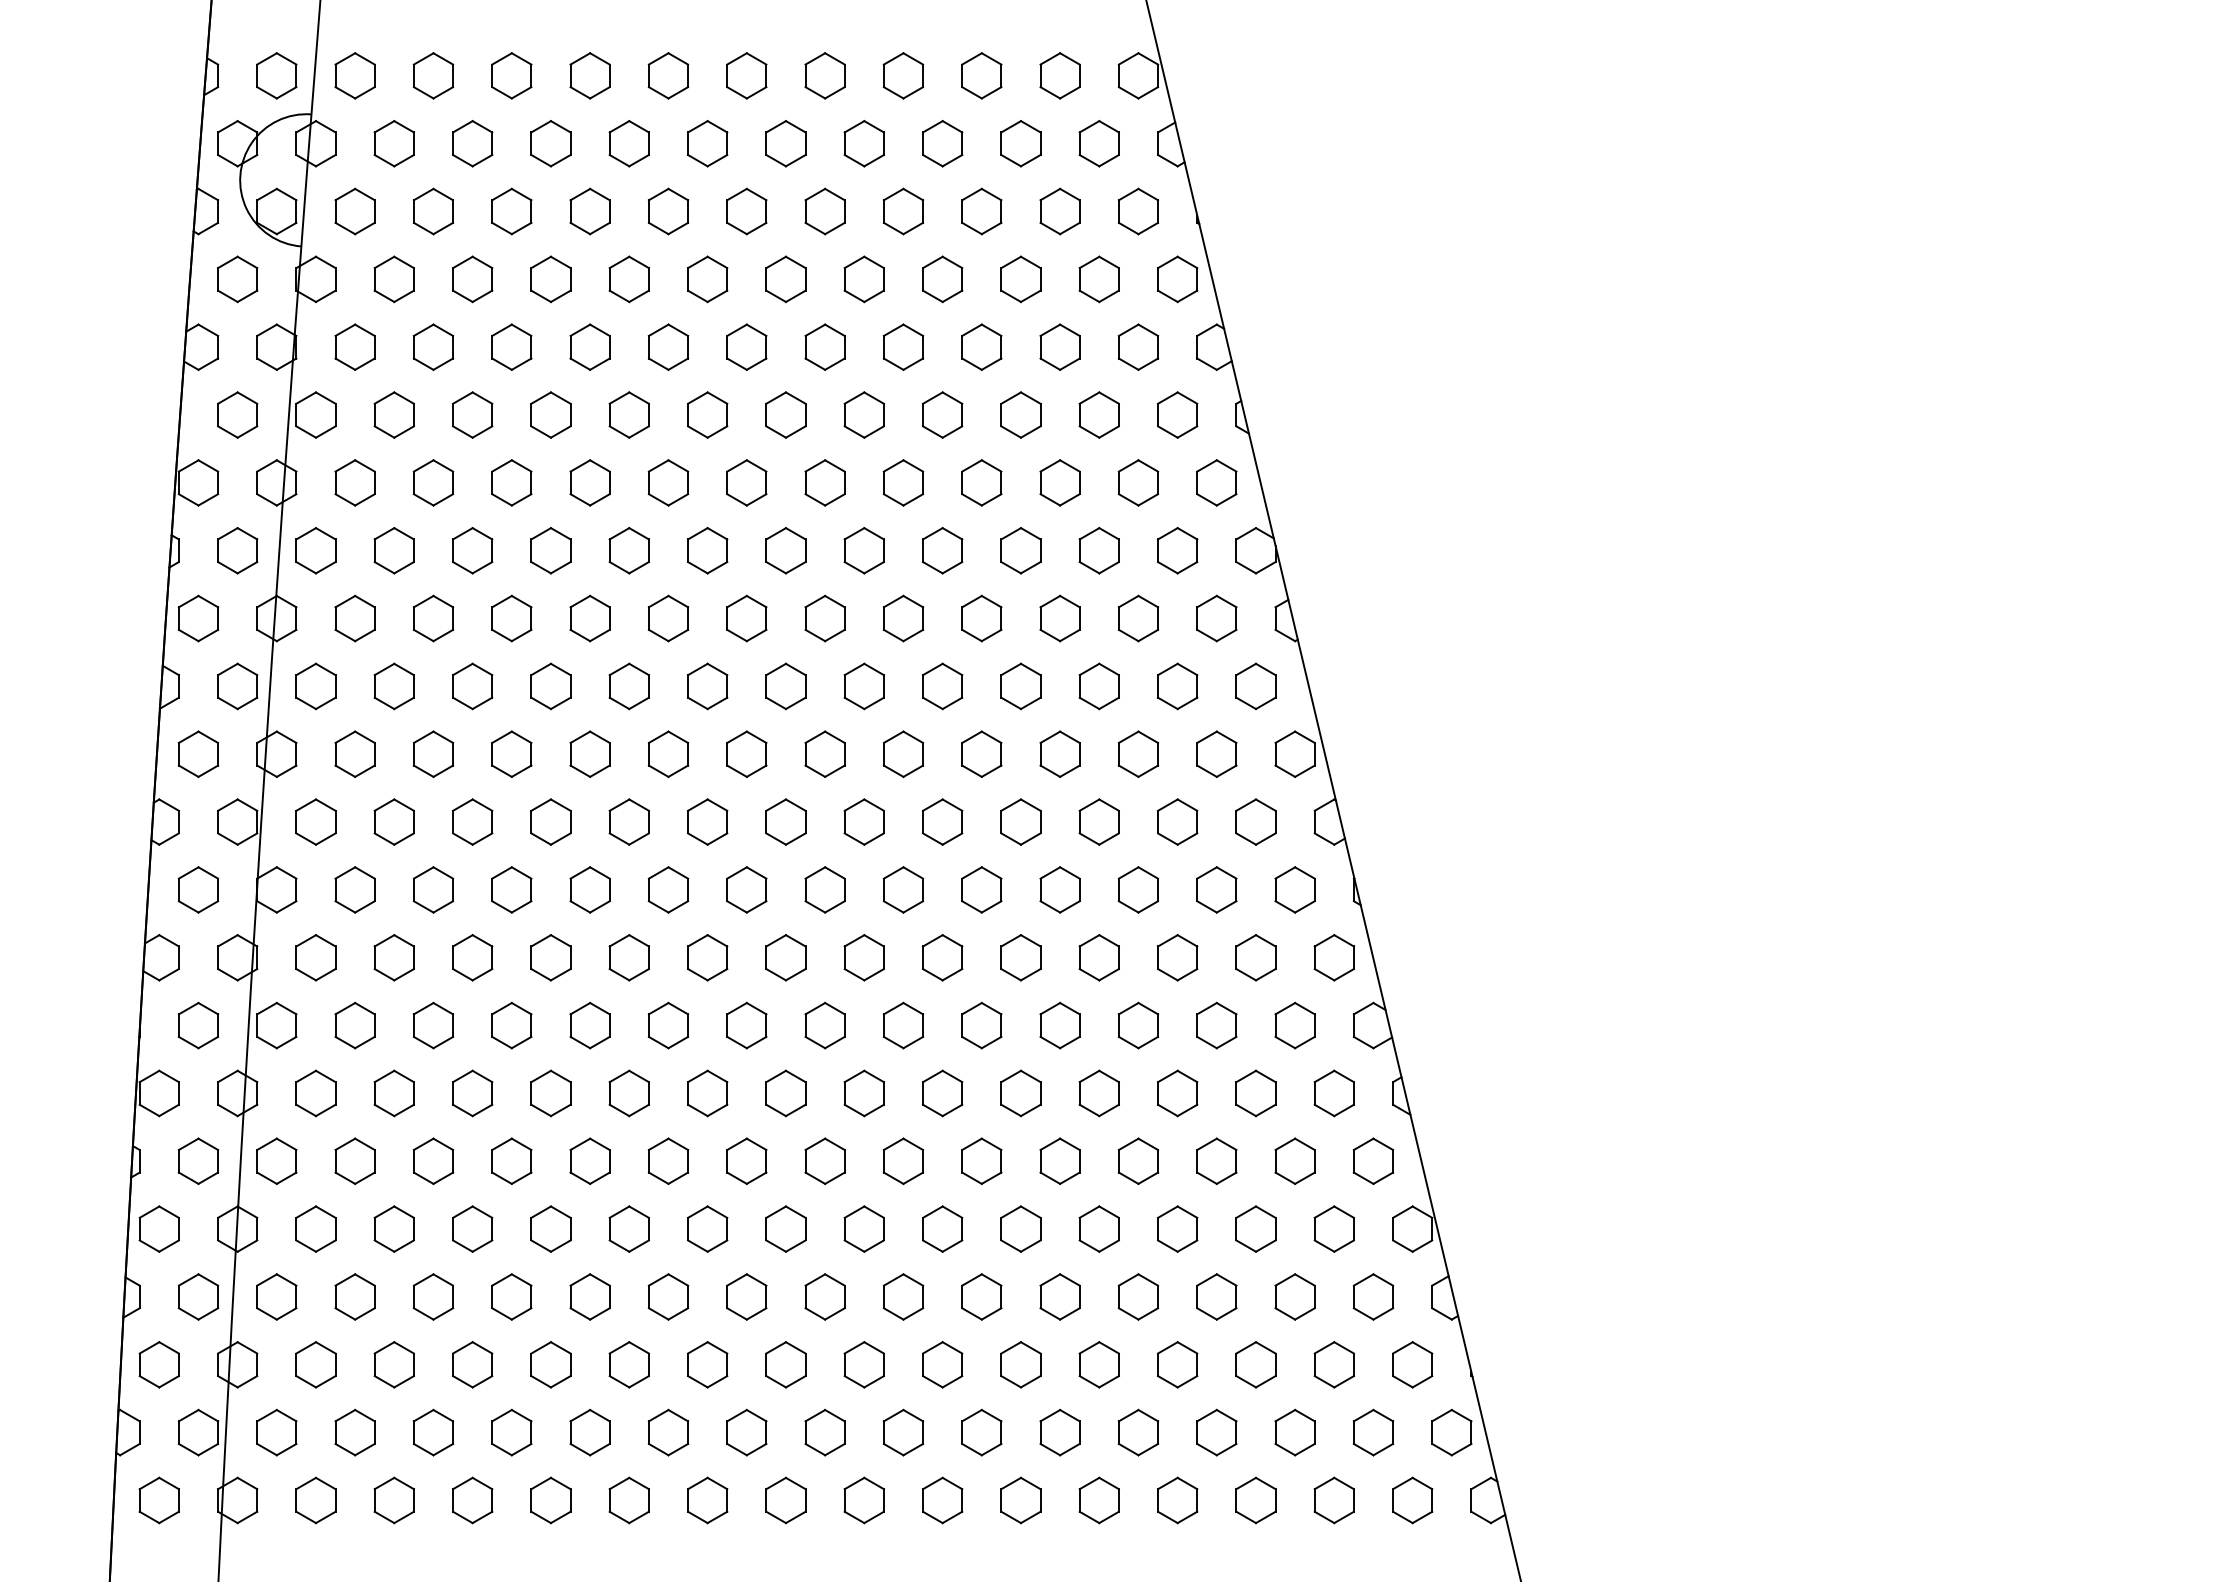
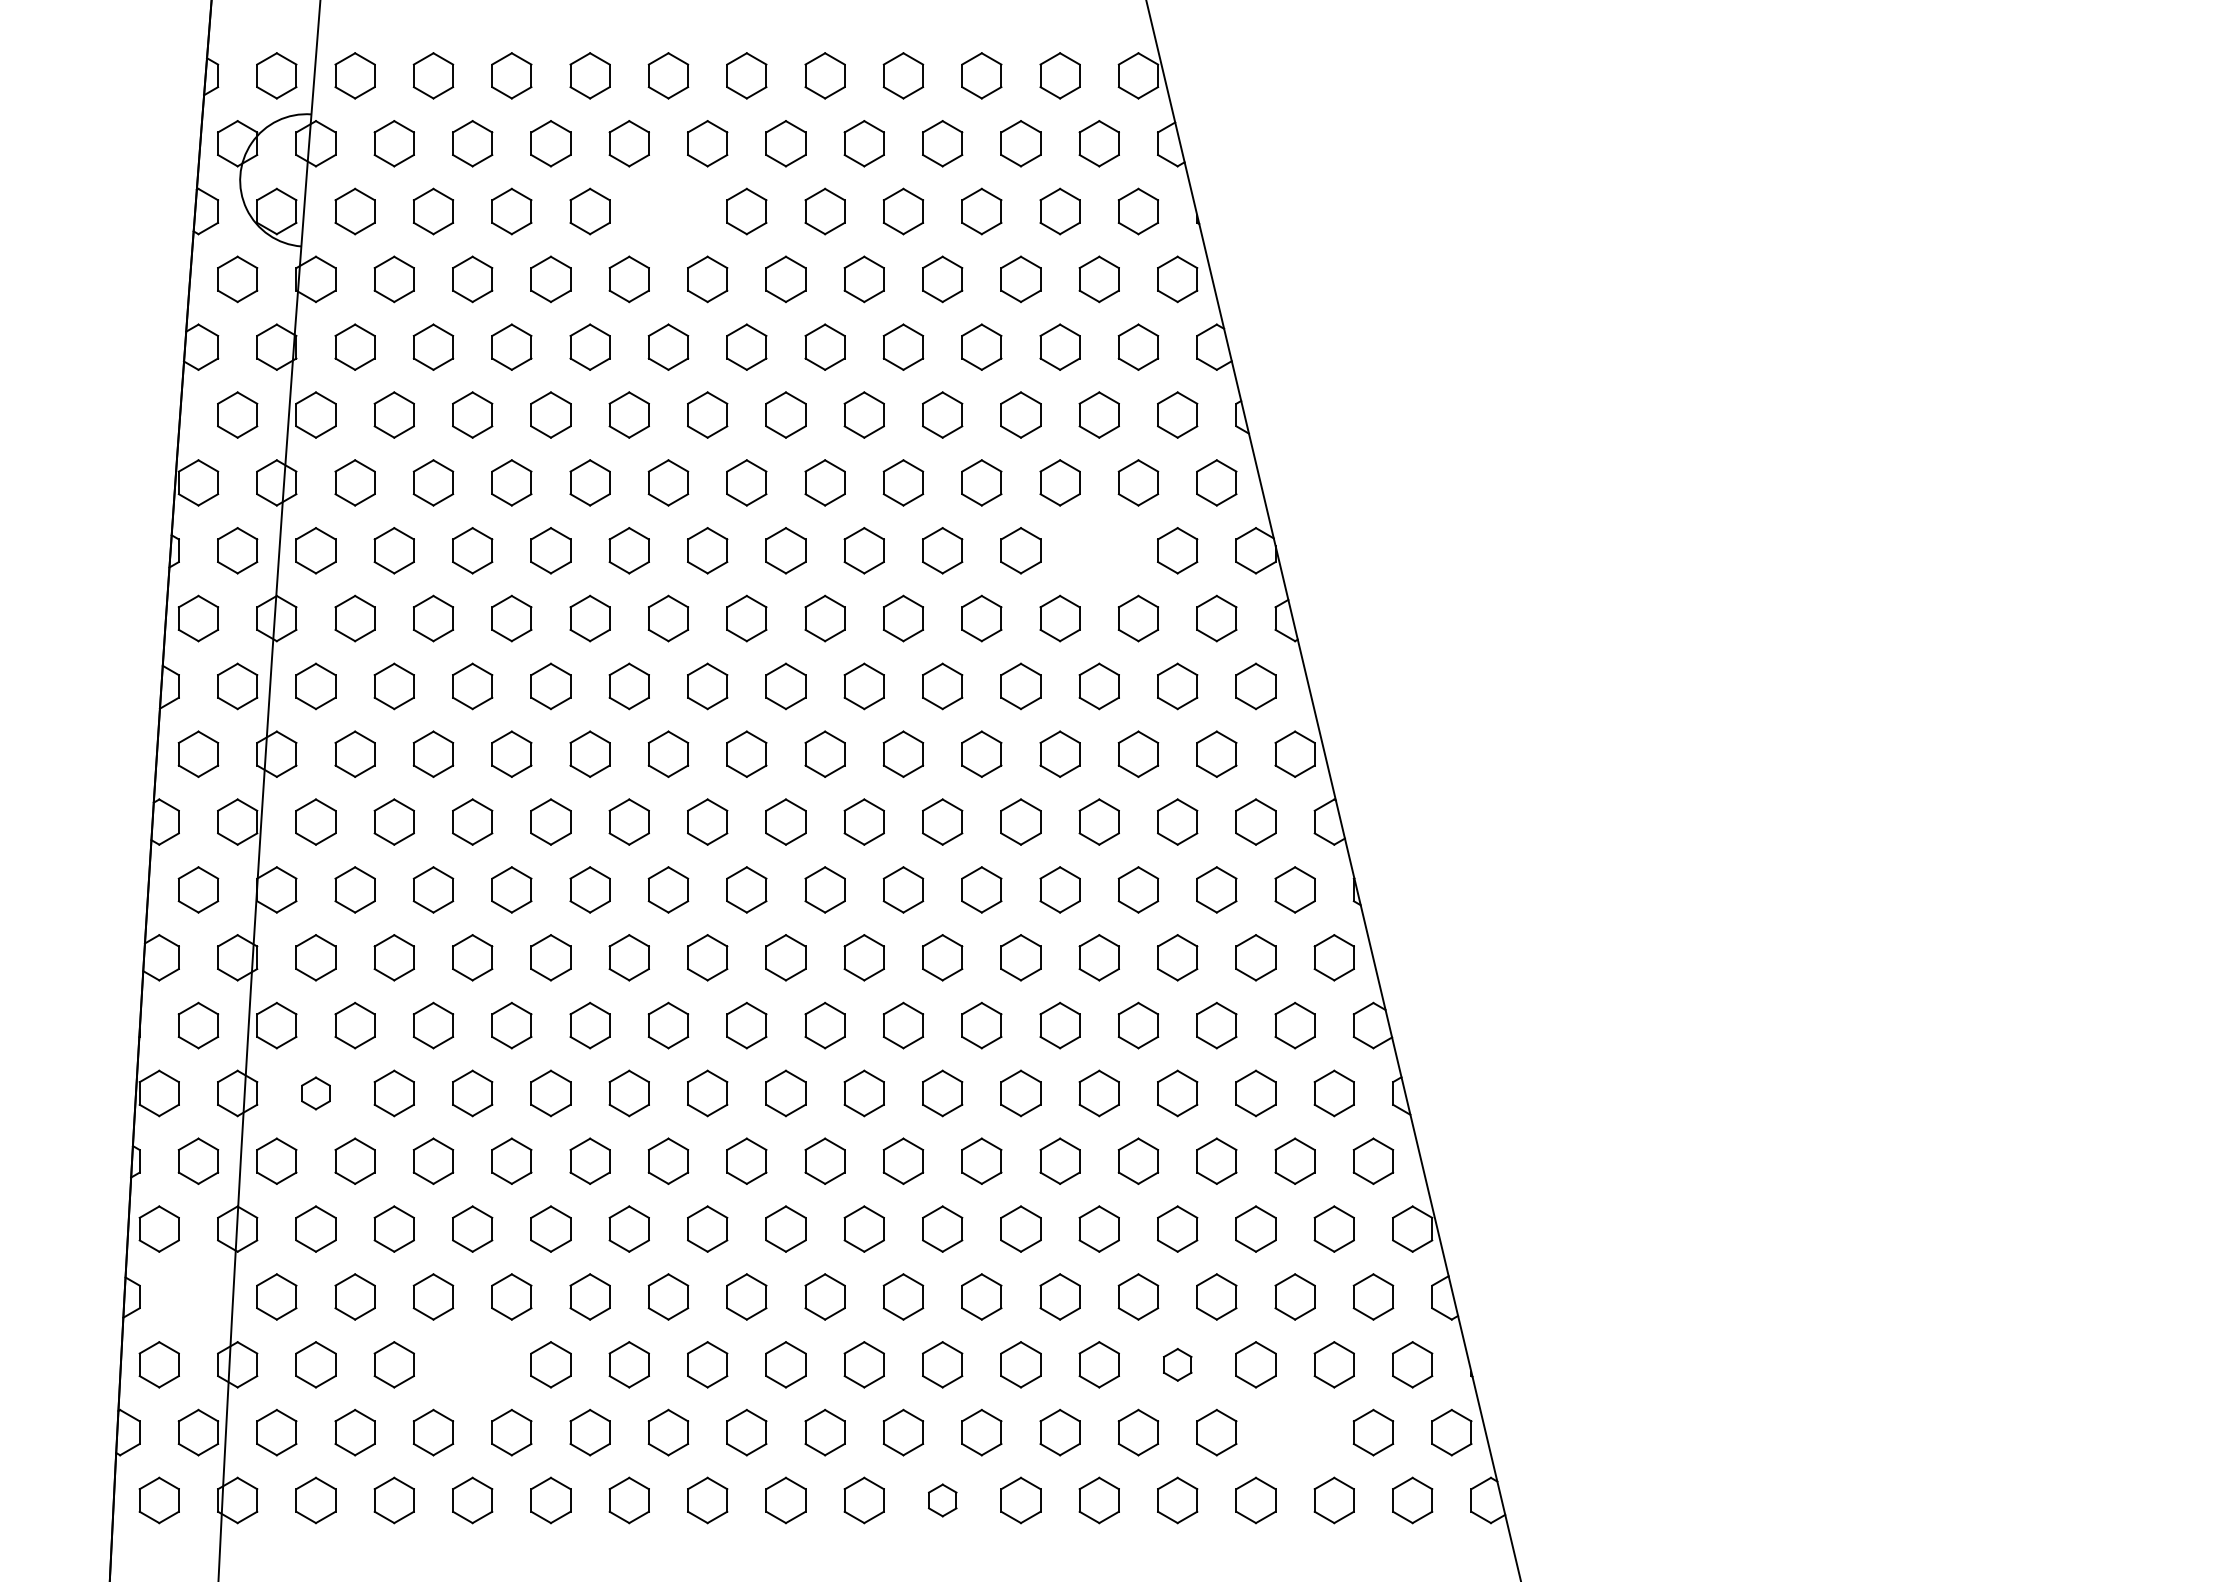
part: present -> none (668, 211)
part: present -> none (1098, 550)
part size: 42x49 px -> 30x35 px (315, 1093)
part: present -> none (198, 1296)
part: present -> none (472, 1364)
part size: 42x48 px -> 30x34 px (1177, 1364)
part: present -> none (1294, 1432)
part size: 42x49 px -> 30x35 px (942, 1500)
